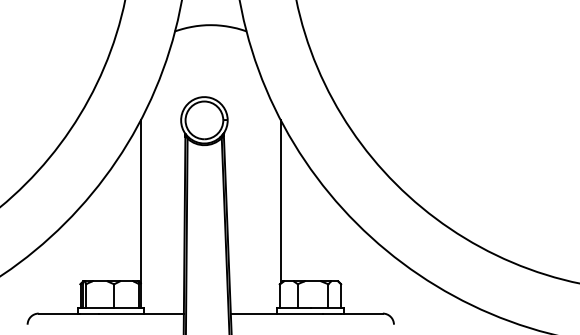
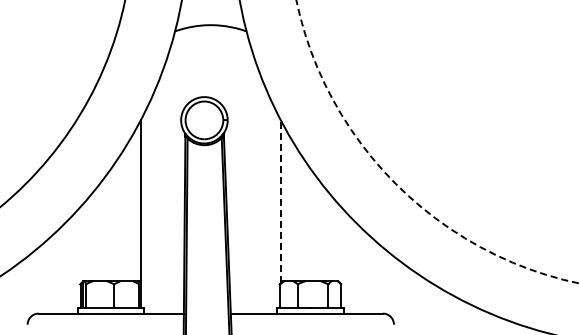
arc: solid -> dashed (395, 184)
line: solid -> dashed (280, 201)
